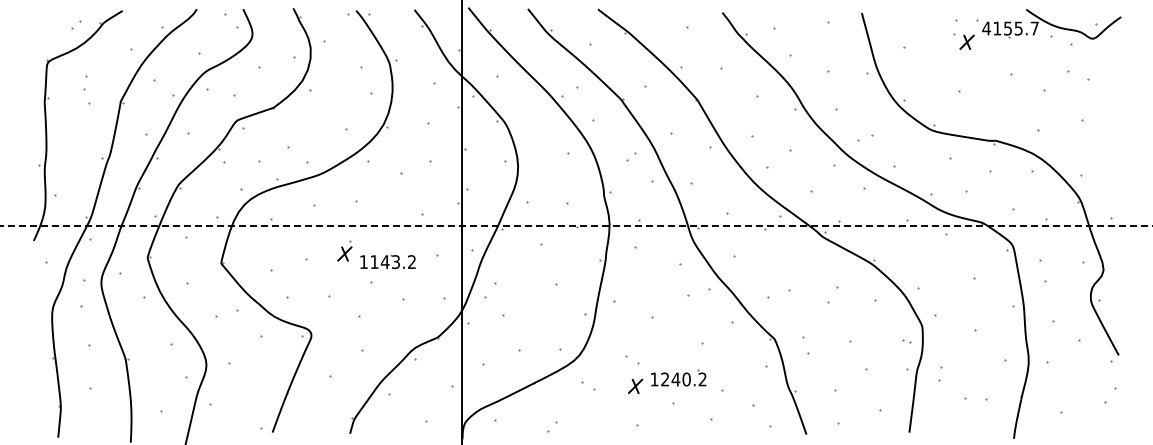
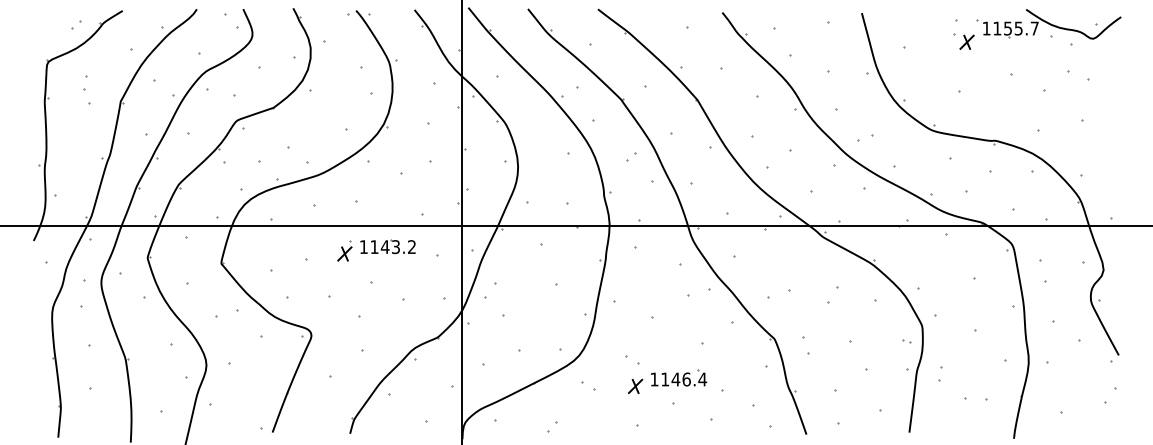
text: 4155.7 -> 1155.7 (986, 28)
line: dashed -> solid (576, 226)
part position: (387, 261) -> (387, 246) (387, 246)
text: 1240.2 -> 1146.4 (684, 379)
